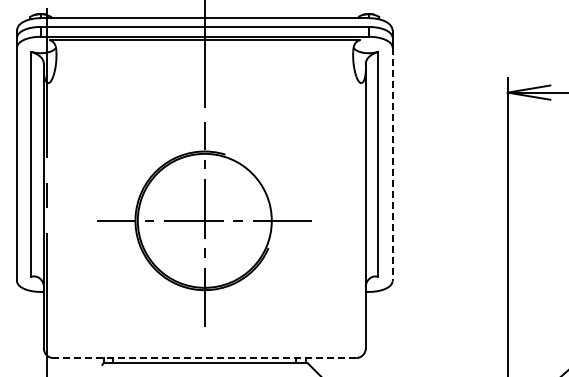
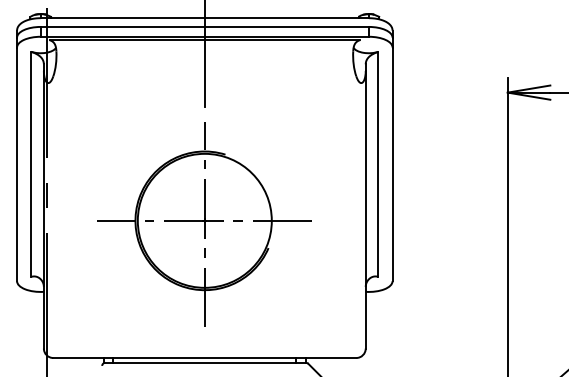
line: dashed -> solid (392, 164)
line: dashed -> solid (204, 358)
